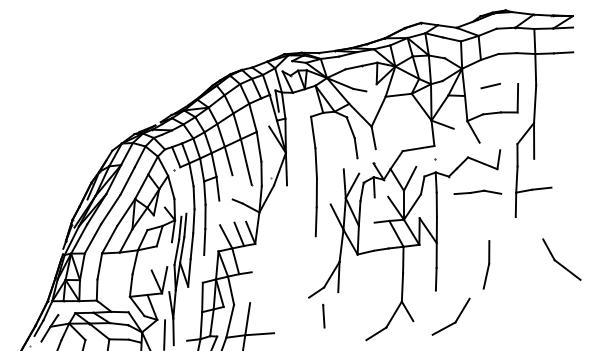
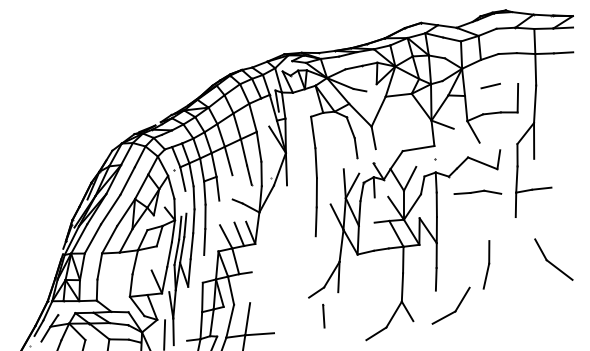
line: none -> present (182, 178)
line: none -> present (169, 254)
part position: (561, 259) -> (553, 259) (553, 259)
part position: (456, 318) -> (456, 307) (456, 307)
